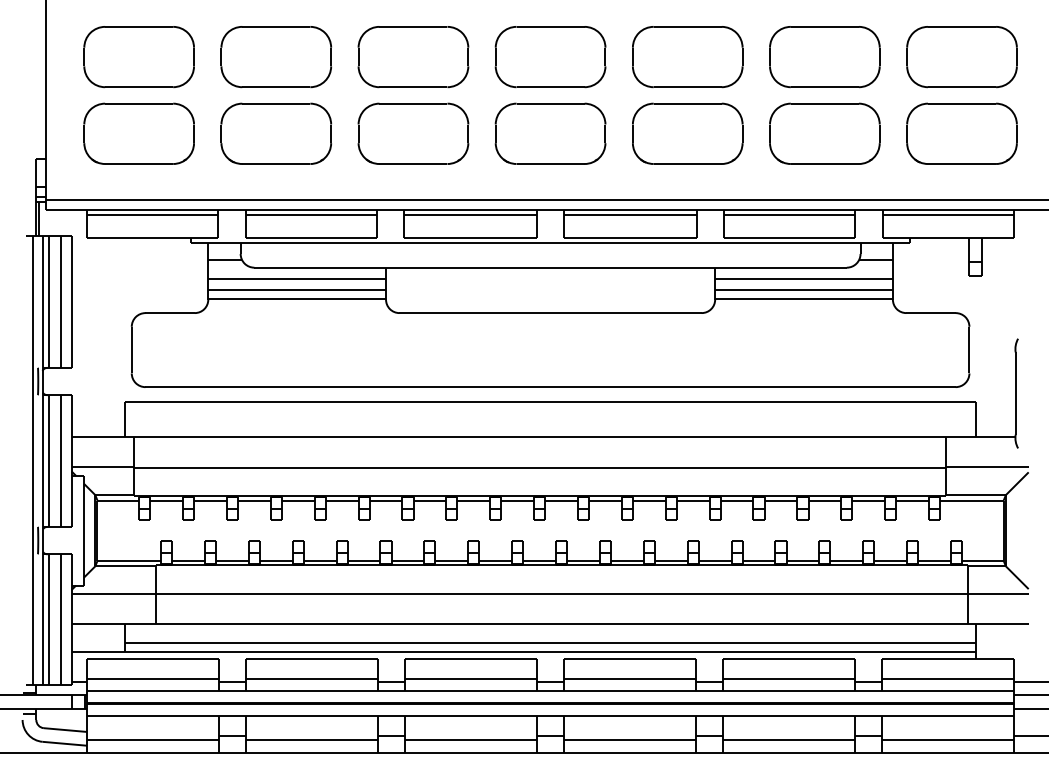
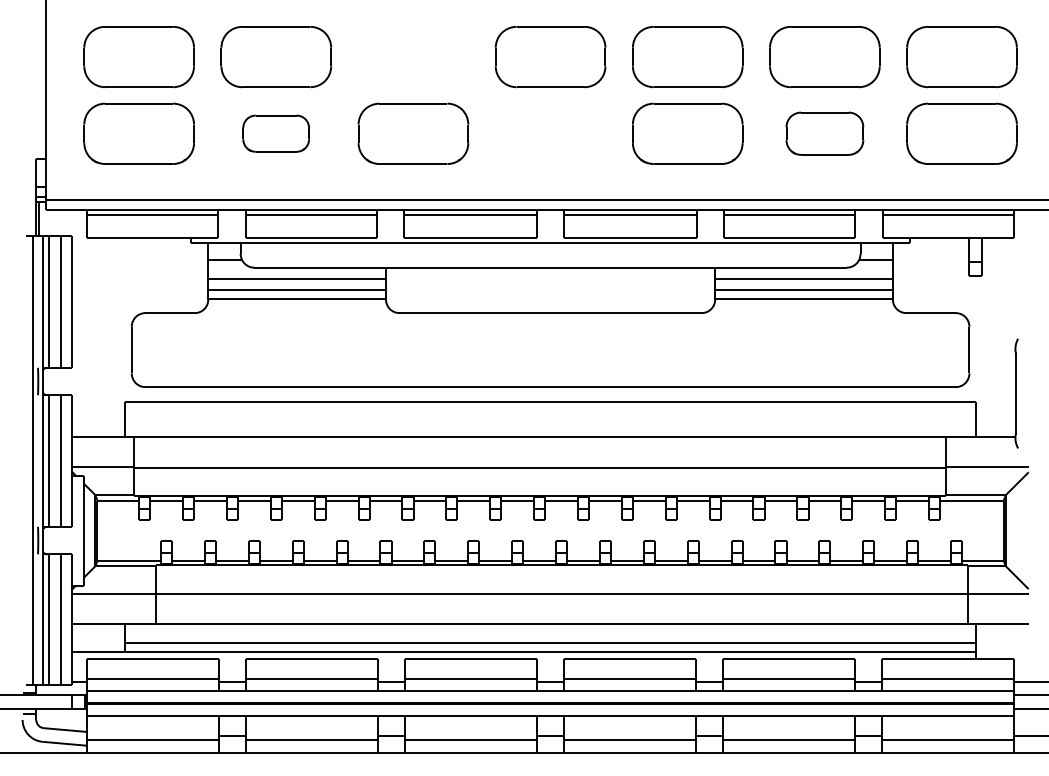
part: present -> none (413, 57)
part size: 112x63 px -> 68x39 px (275, 133)
part: present -> none (550, 133)
part size: 112x63 px -> 80x45 px (824, 133)
